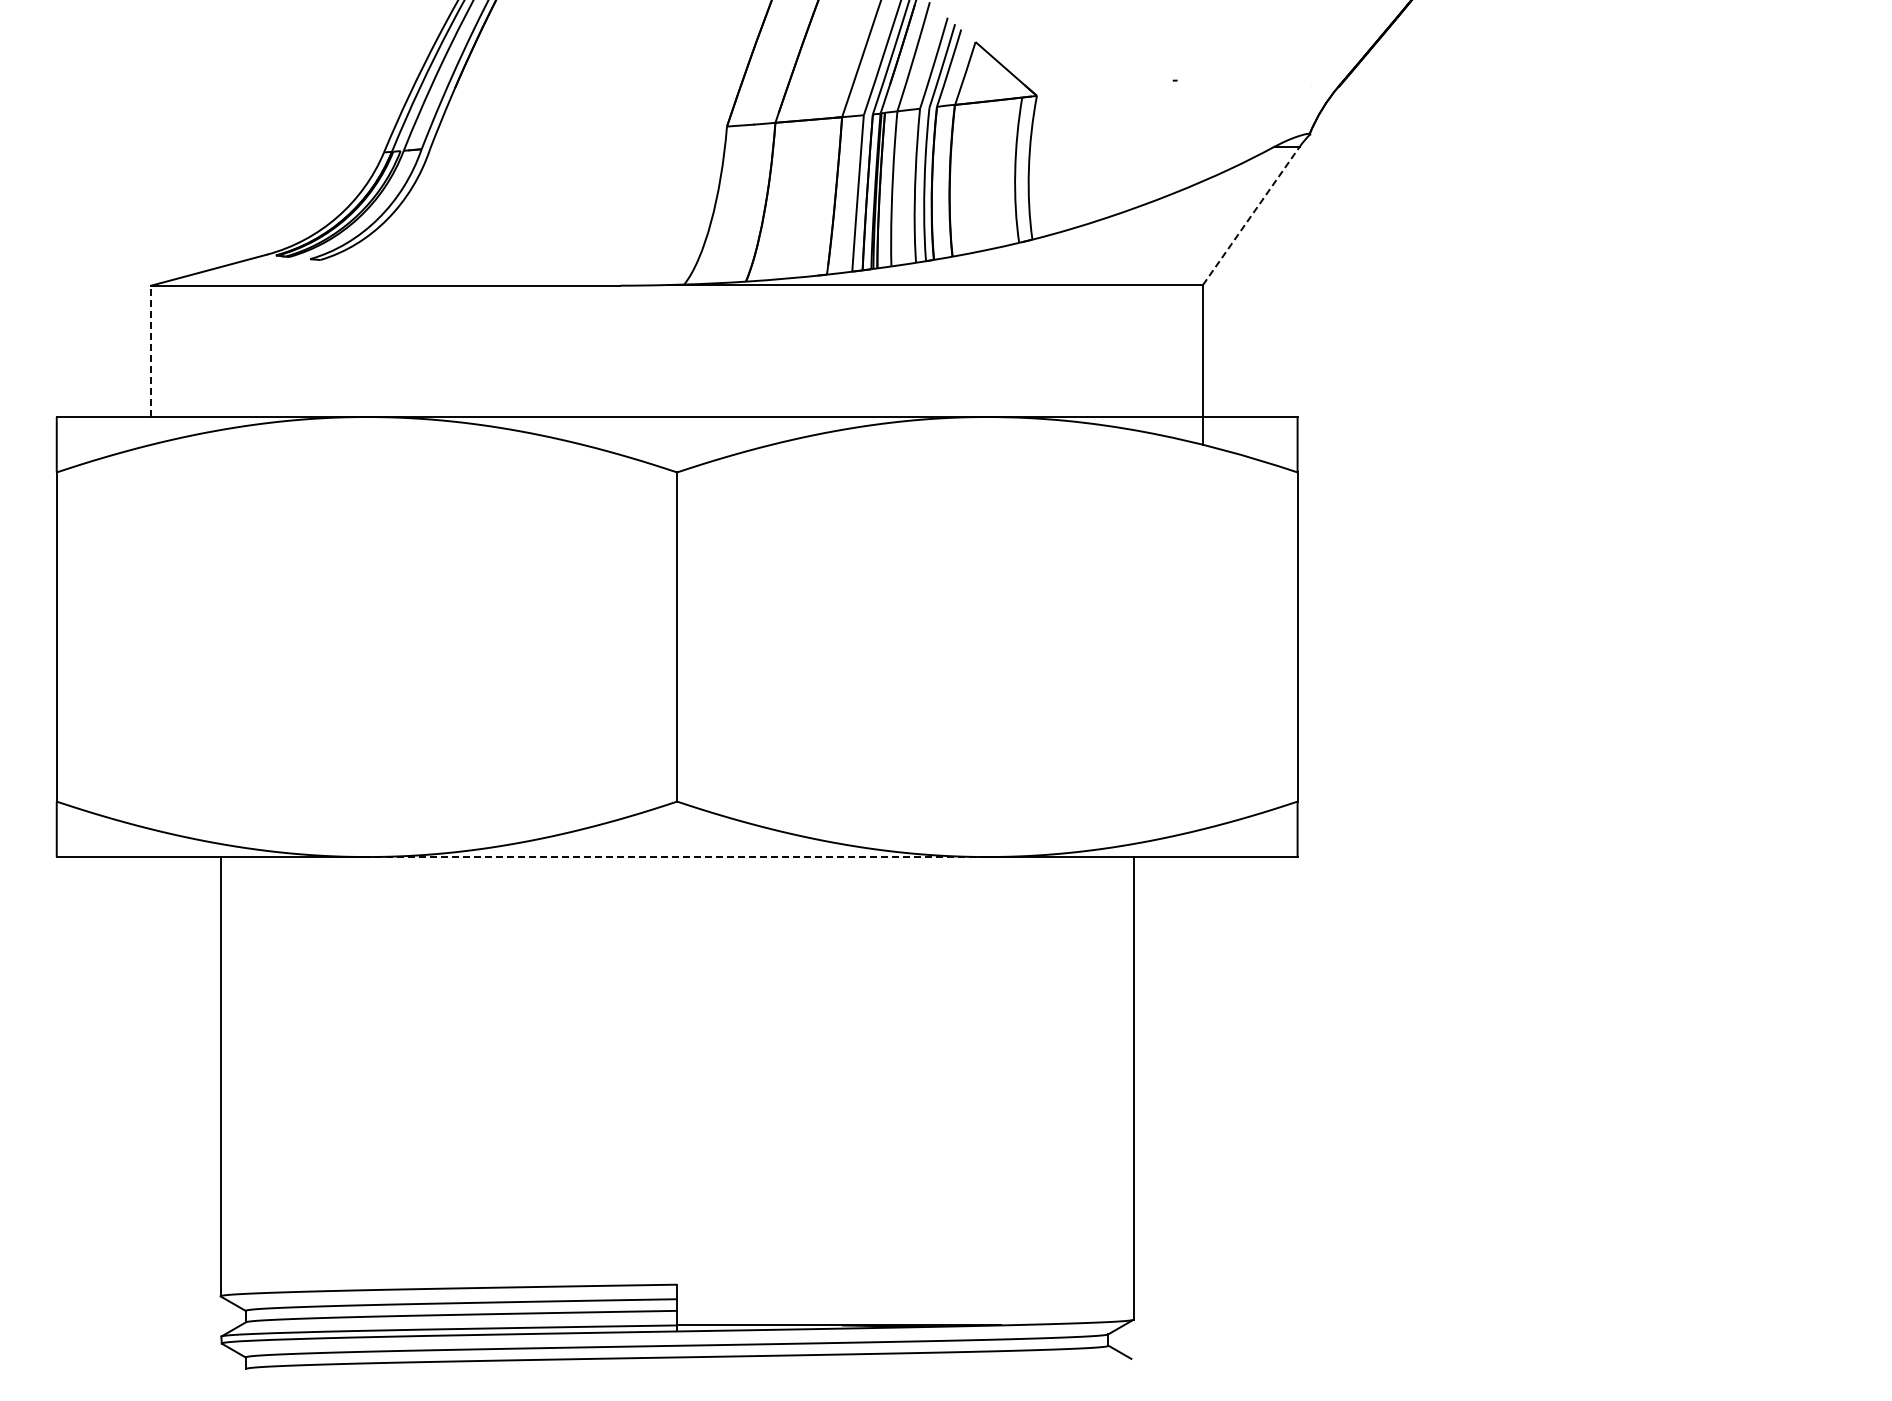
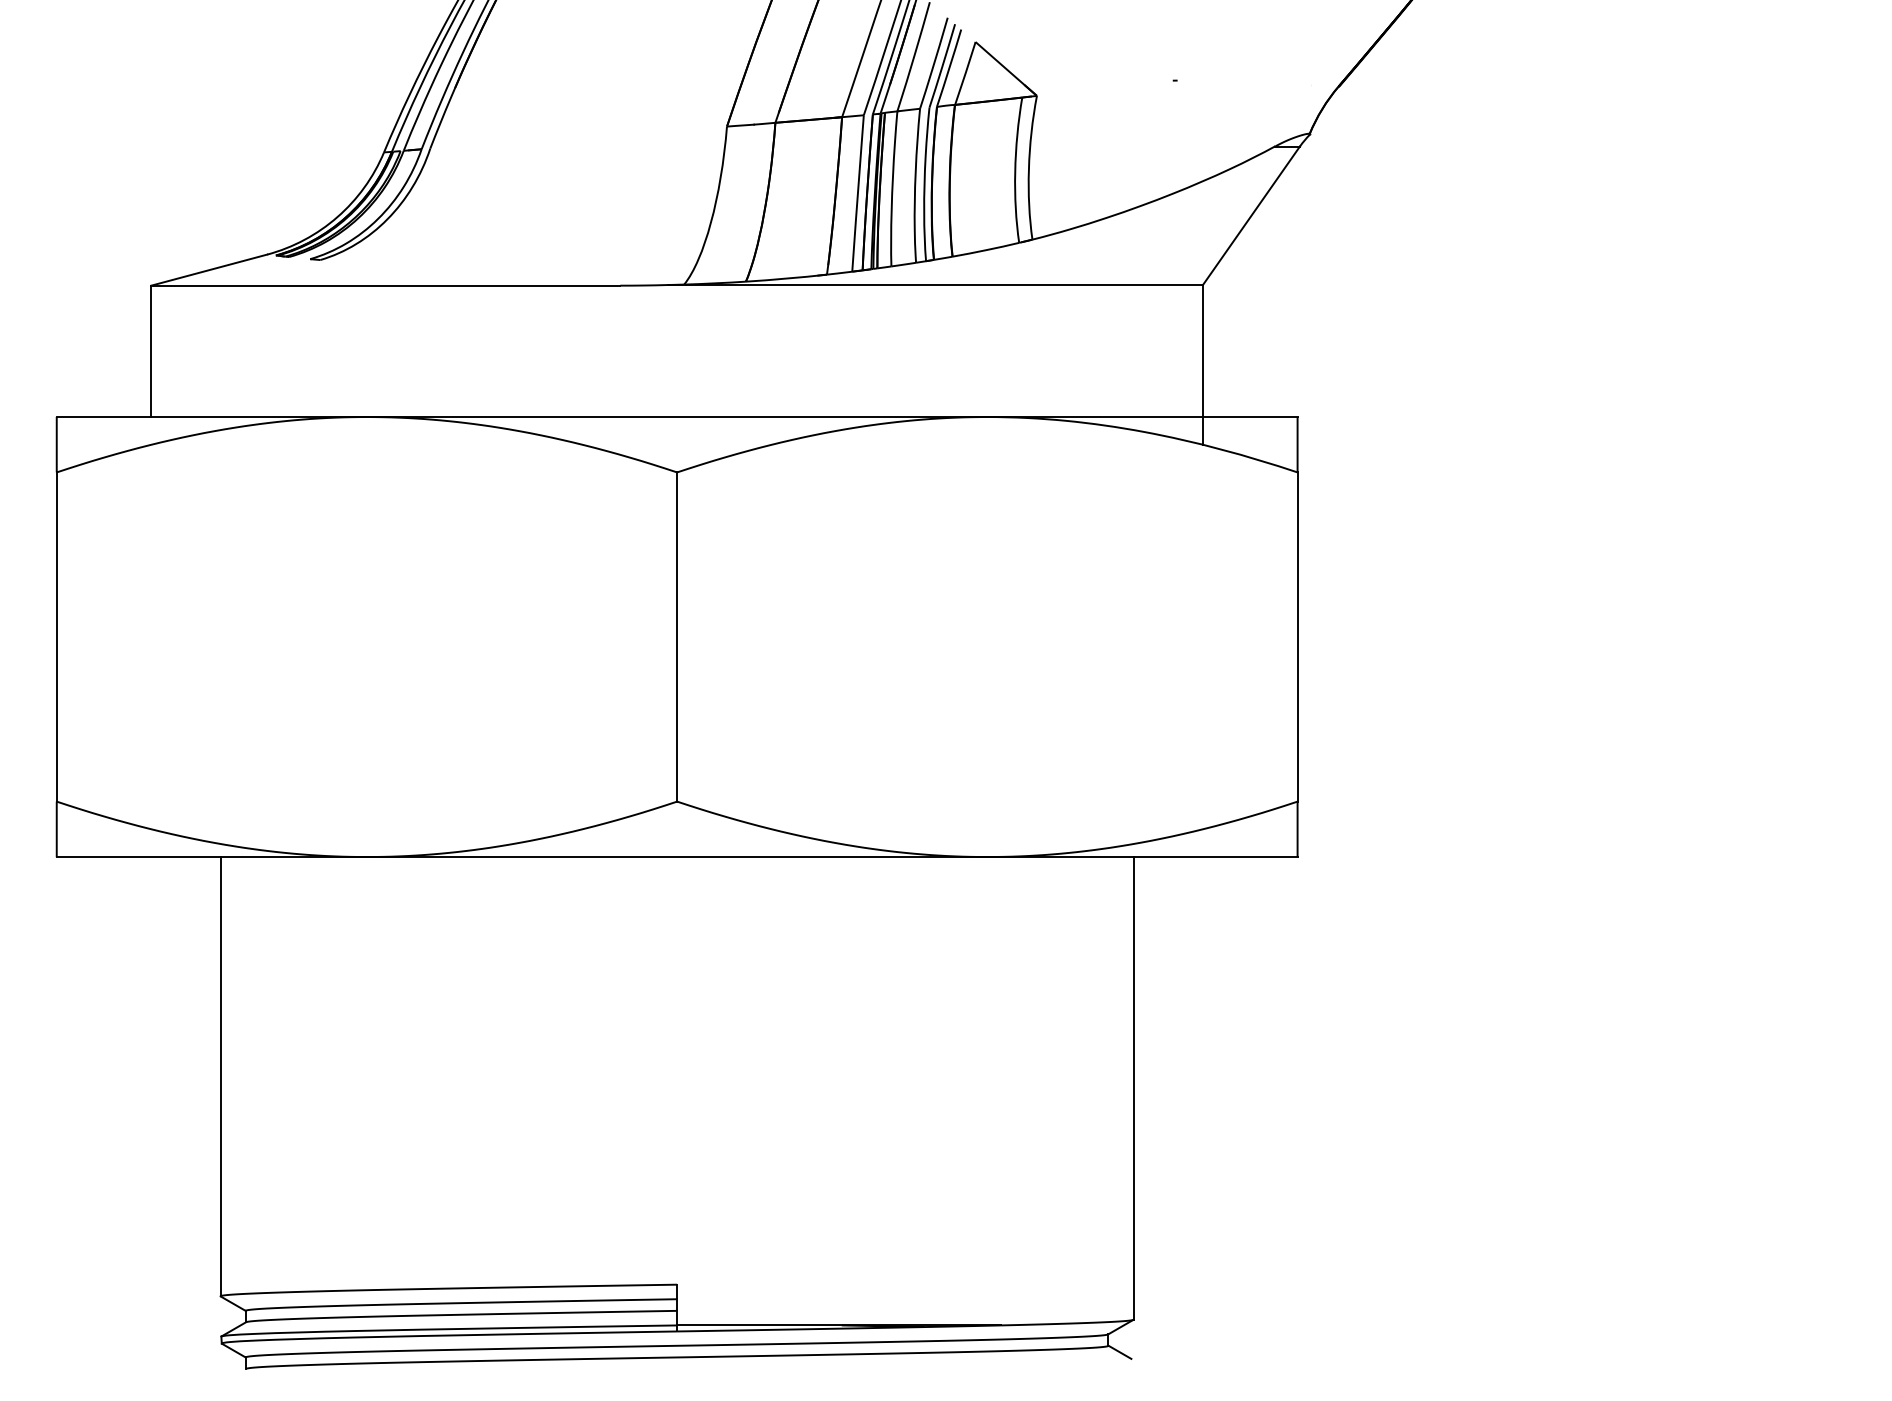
line: dashed -> solid (1251, 215)
line: dashed -> solid (151, 351)
line: dashed -> solid (676, 857)
